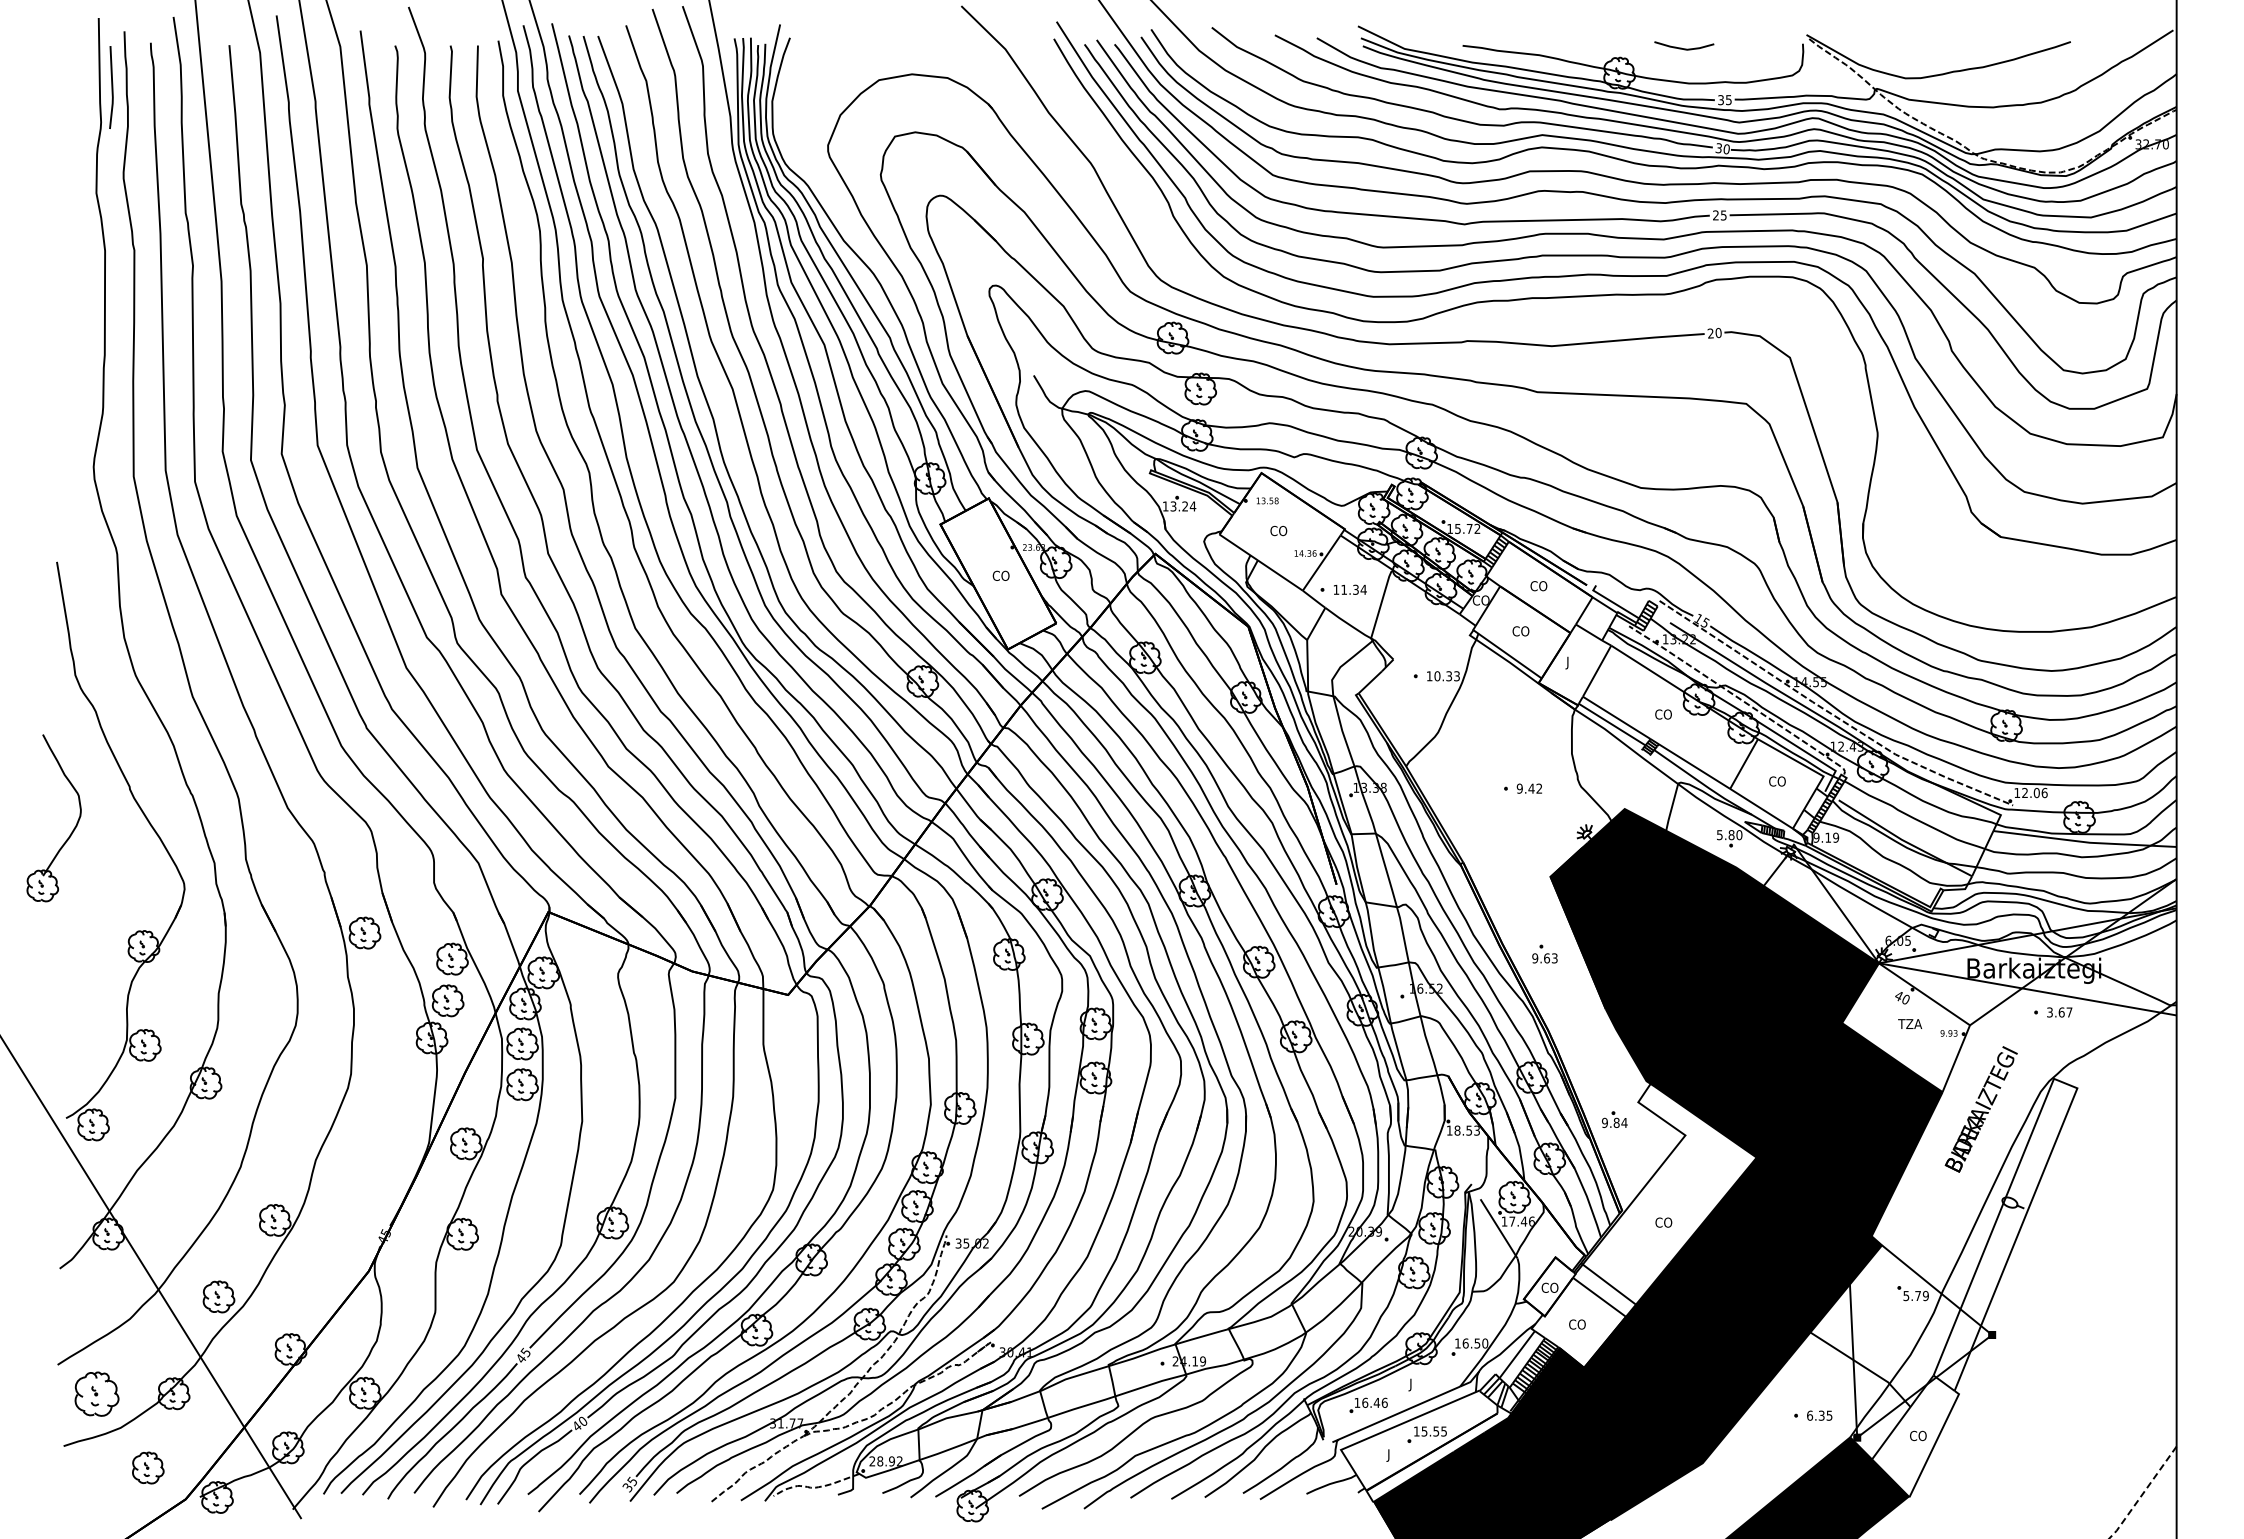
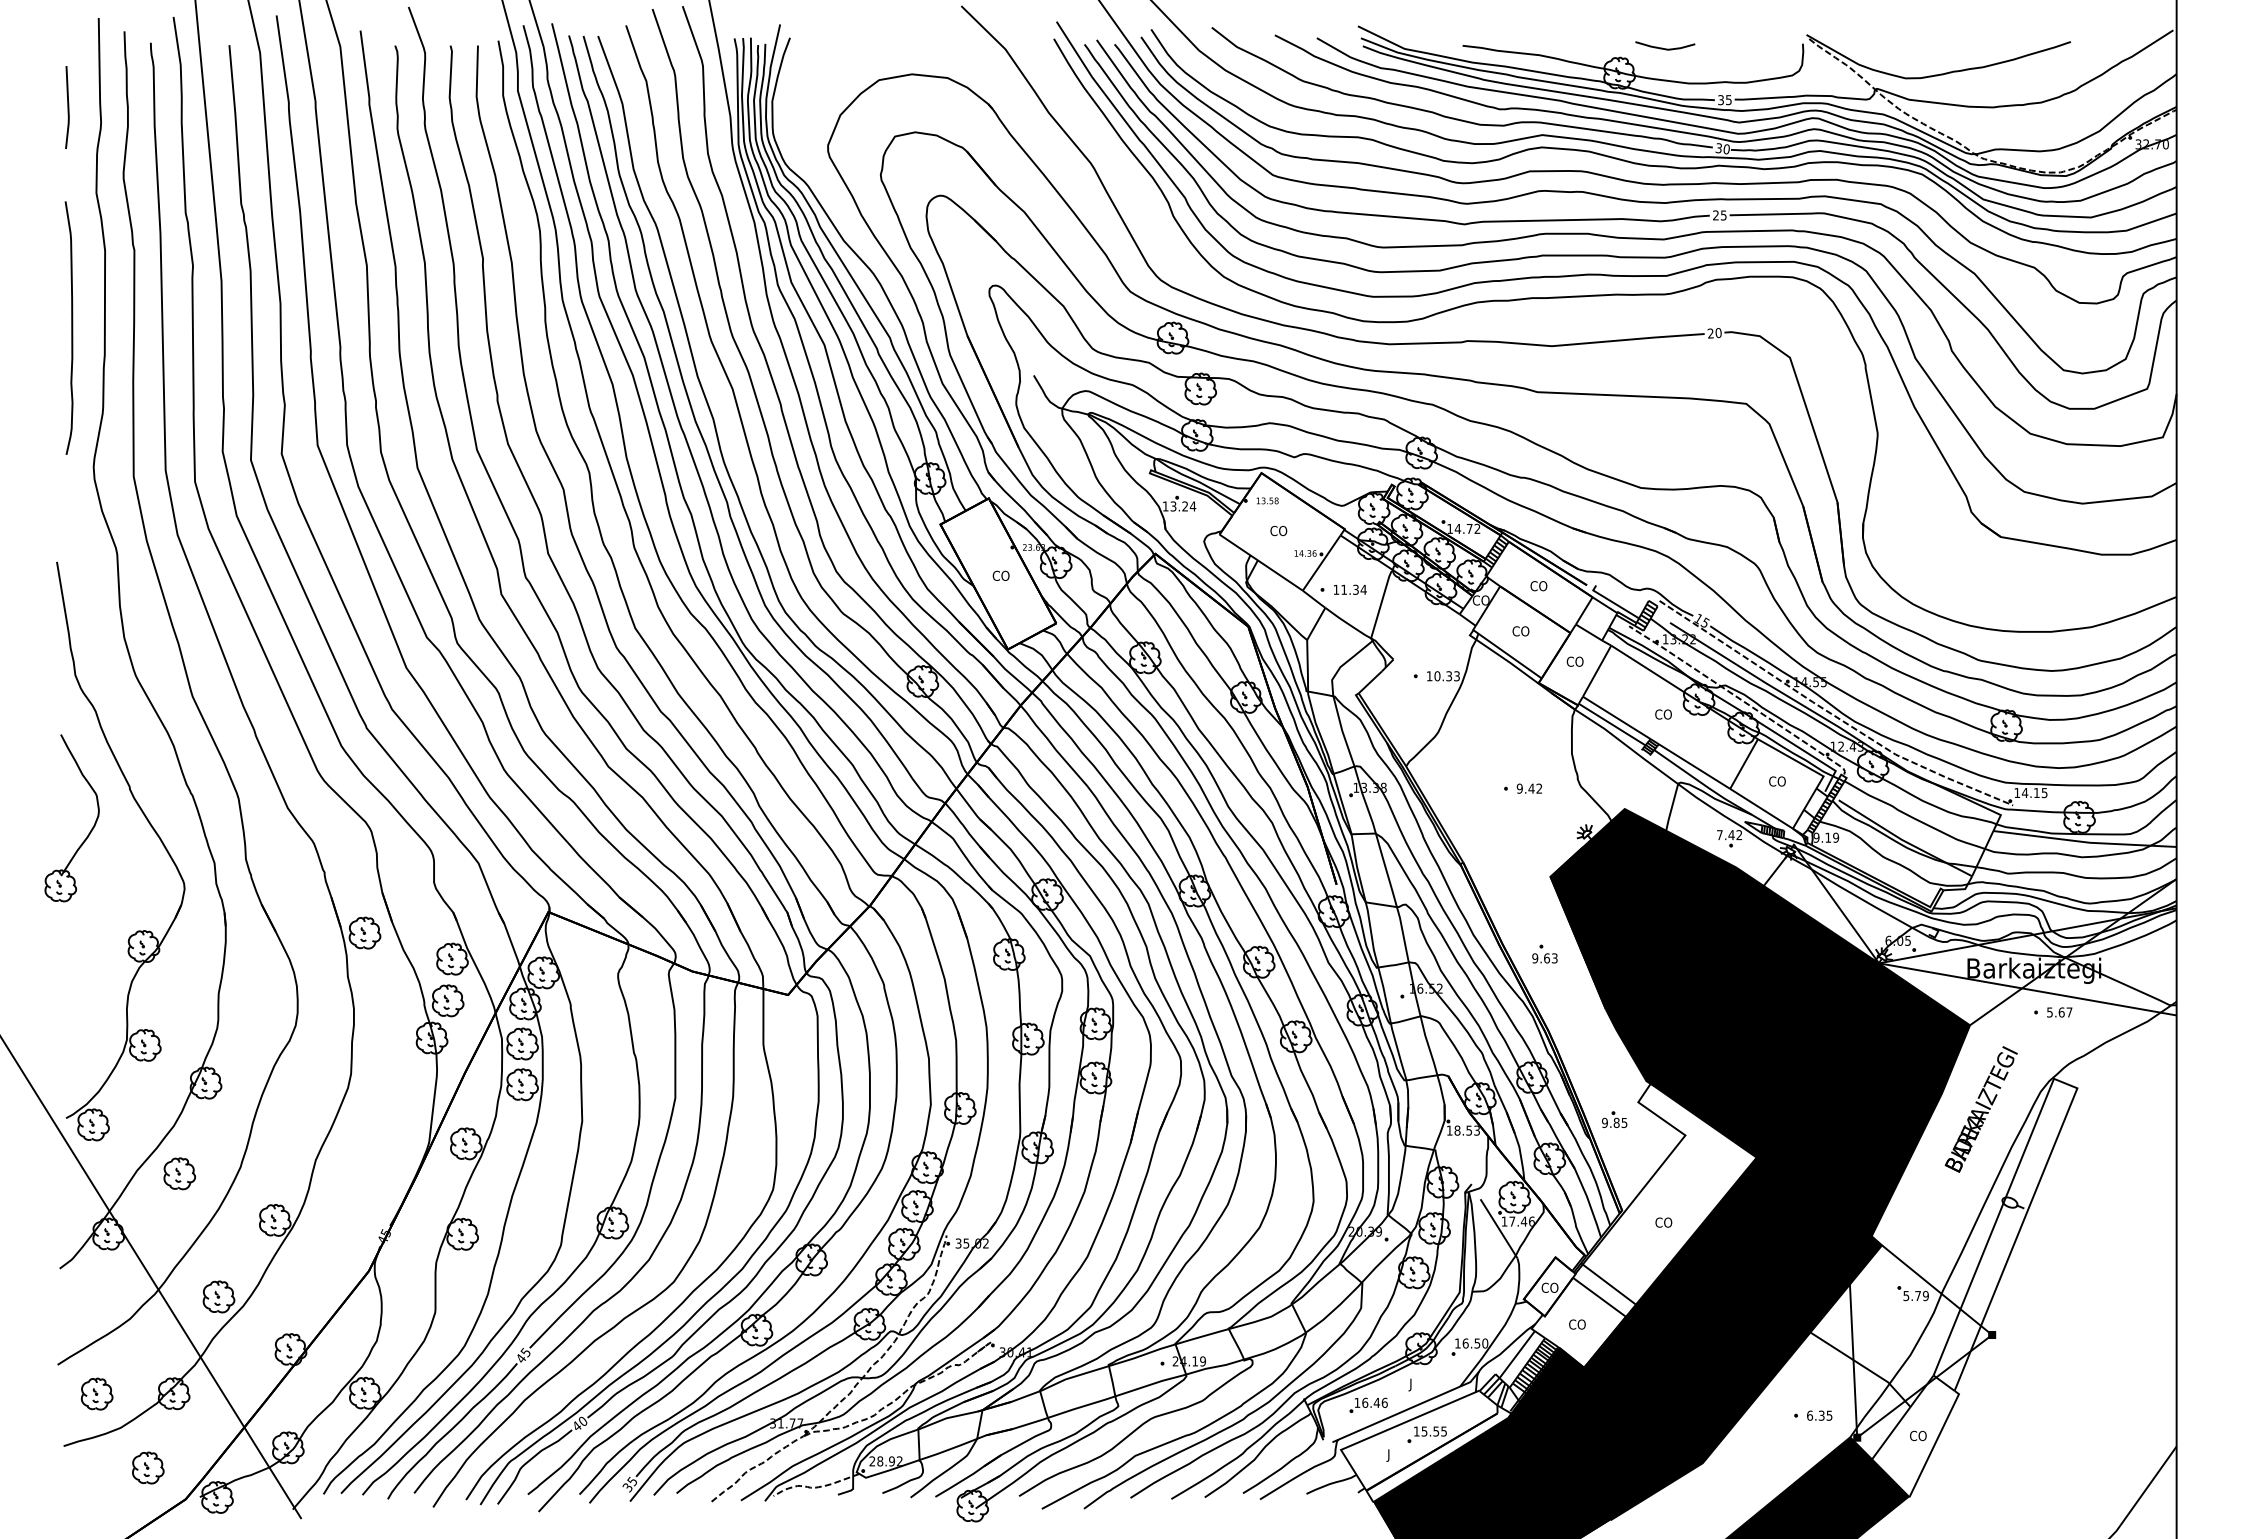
line position: (1684, 48) -> (1665, 48) (1665, 48)
line position: (111, 87) -> (67, 107) (67, 107)
curve: none -> present (71, 327)
text: 15.72 -> 14.72 (1457, 528)
text: J -> CO (1574, 662)
text: 12.06 -> 14.15 (2034, 792)
part position: (73, 828) -> (91, 828) (91, 828)
text: 5.80 -> 7.42 (1729, 835)
text: 3.67 -> 5.67 (2049, 1011)
fill: none -> present (1906, 1027)
text: 9.84 -> 9.85 (1624, 1123)
part: none -> present (179, 1173)
part size: 46x46 px -> 33x34 px (97, 1393)
line: dashed -> solid (2143, 1493)
